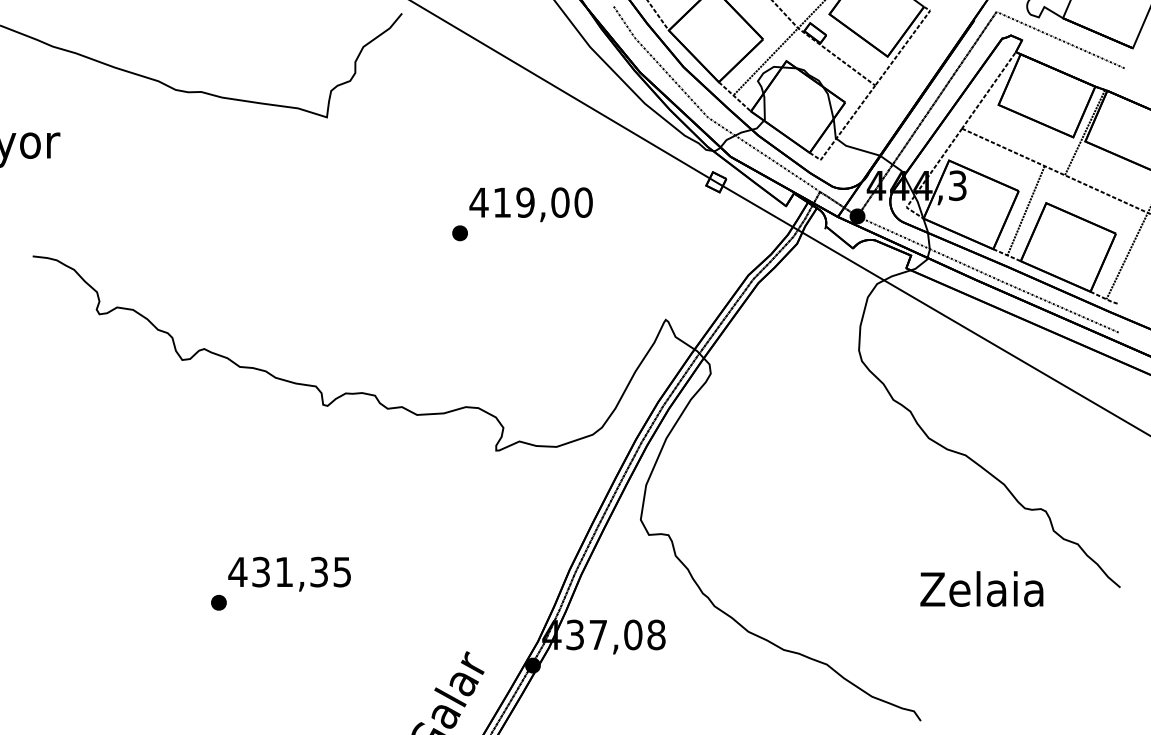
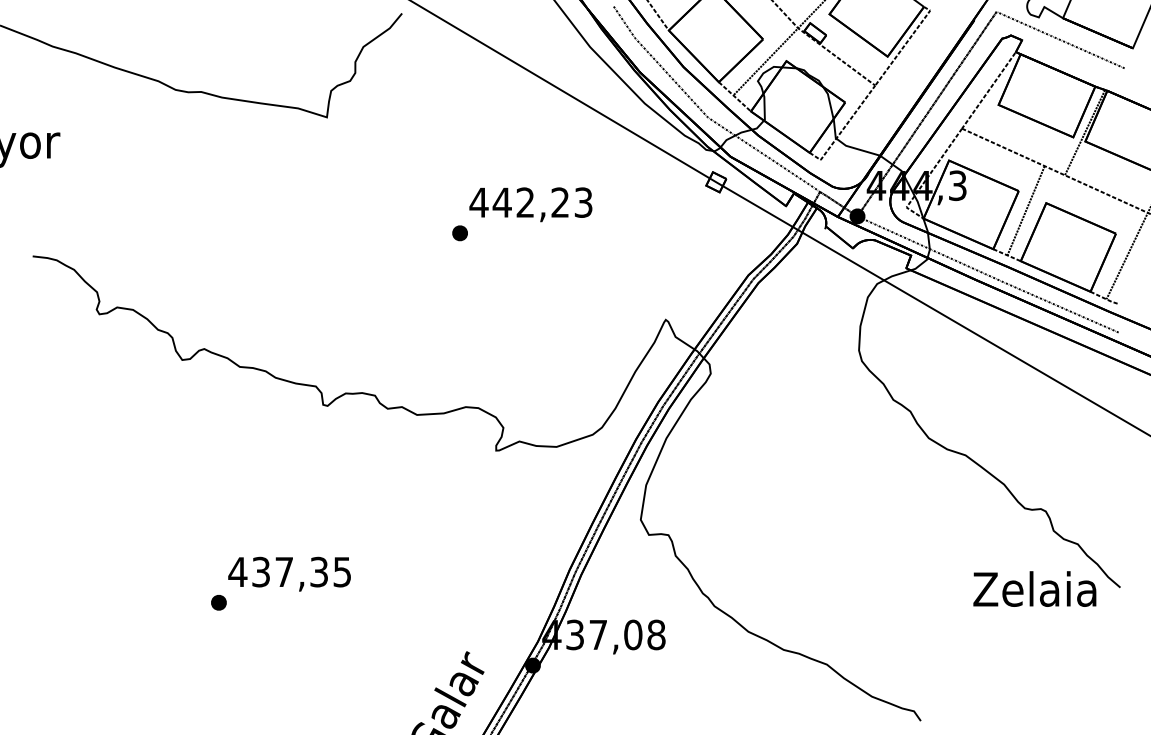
text: 419,00 -> 442,23 (542, 202)
text: 431,35 -> 437,35 (283, 571)
text position: (981, 588) -> (1034, 588) (1034, 588)
